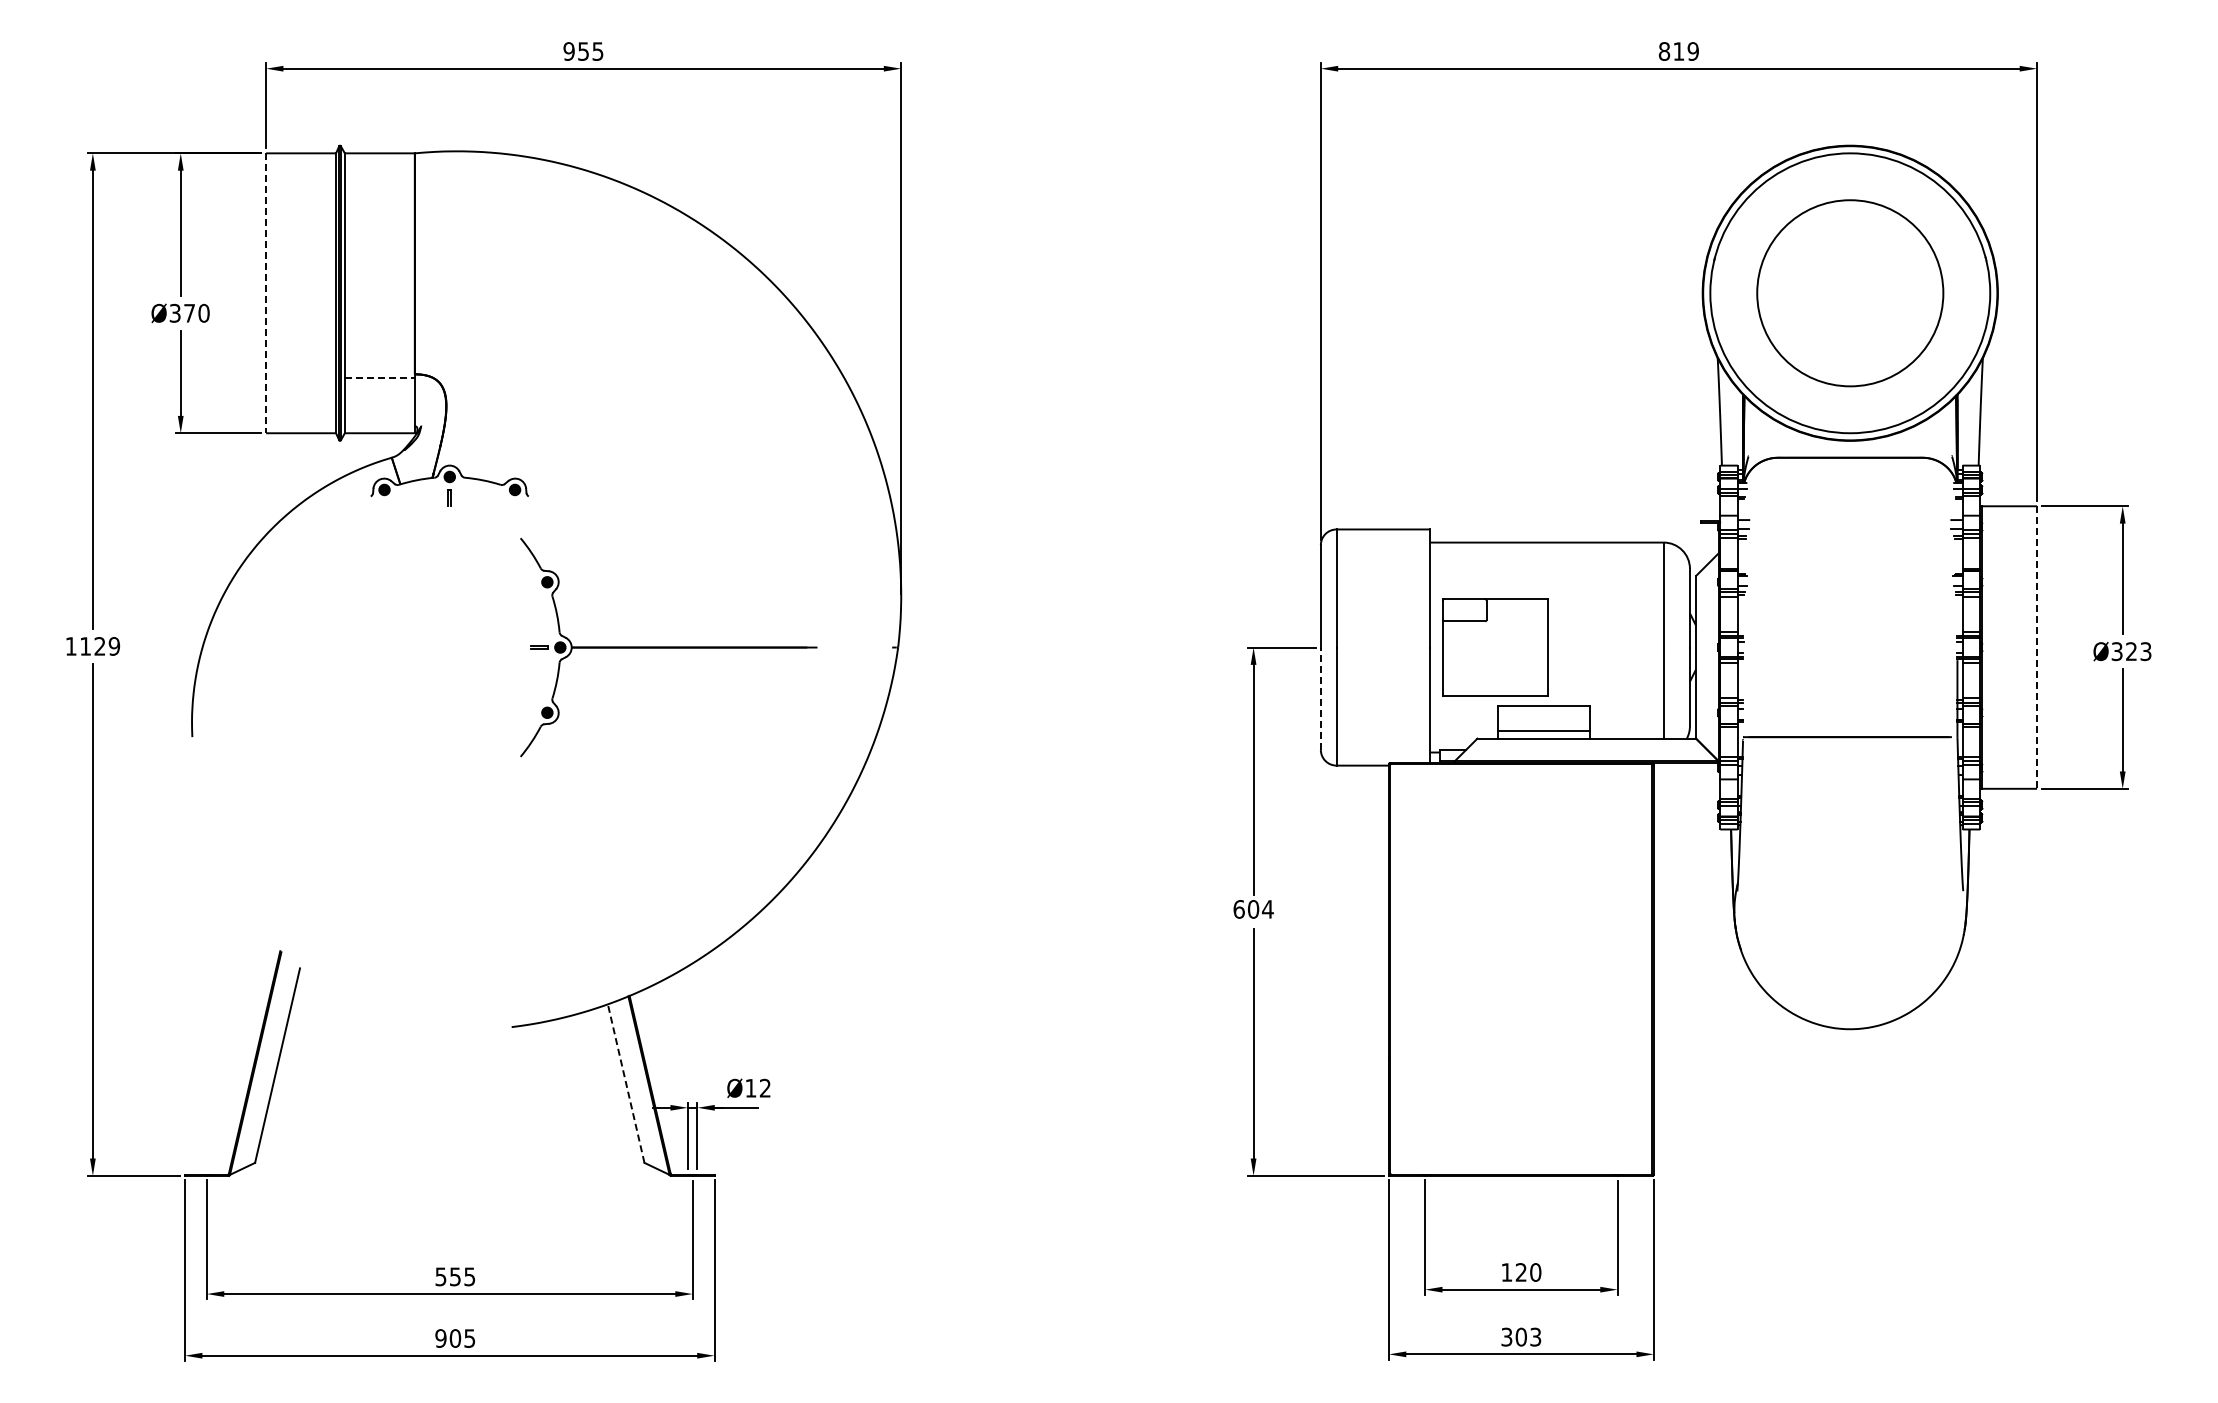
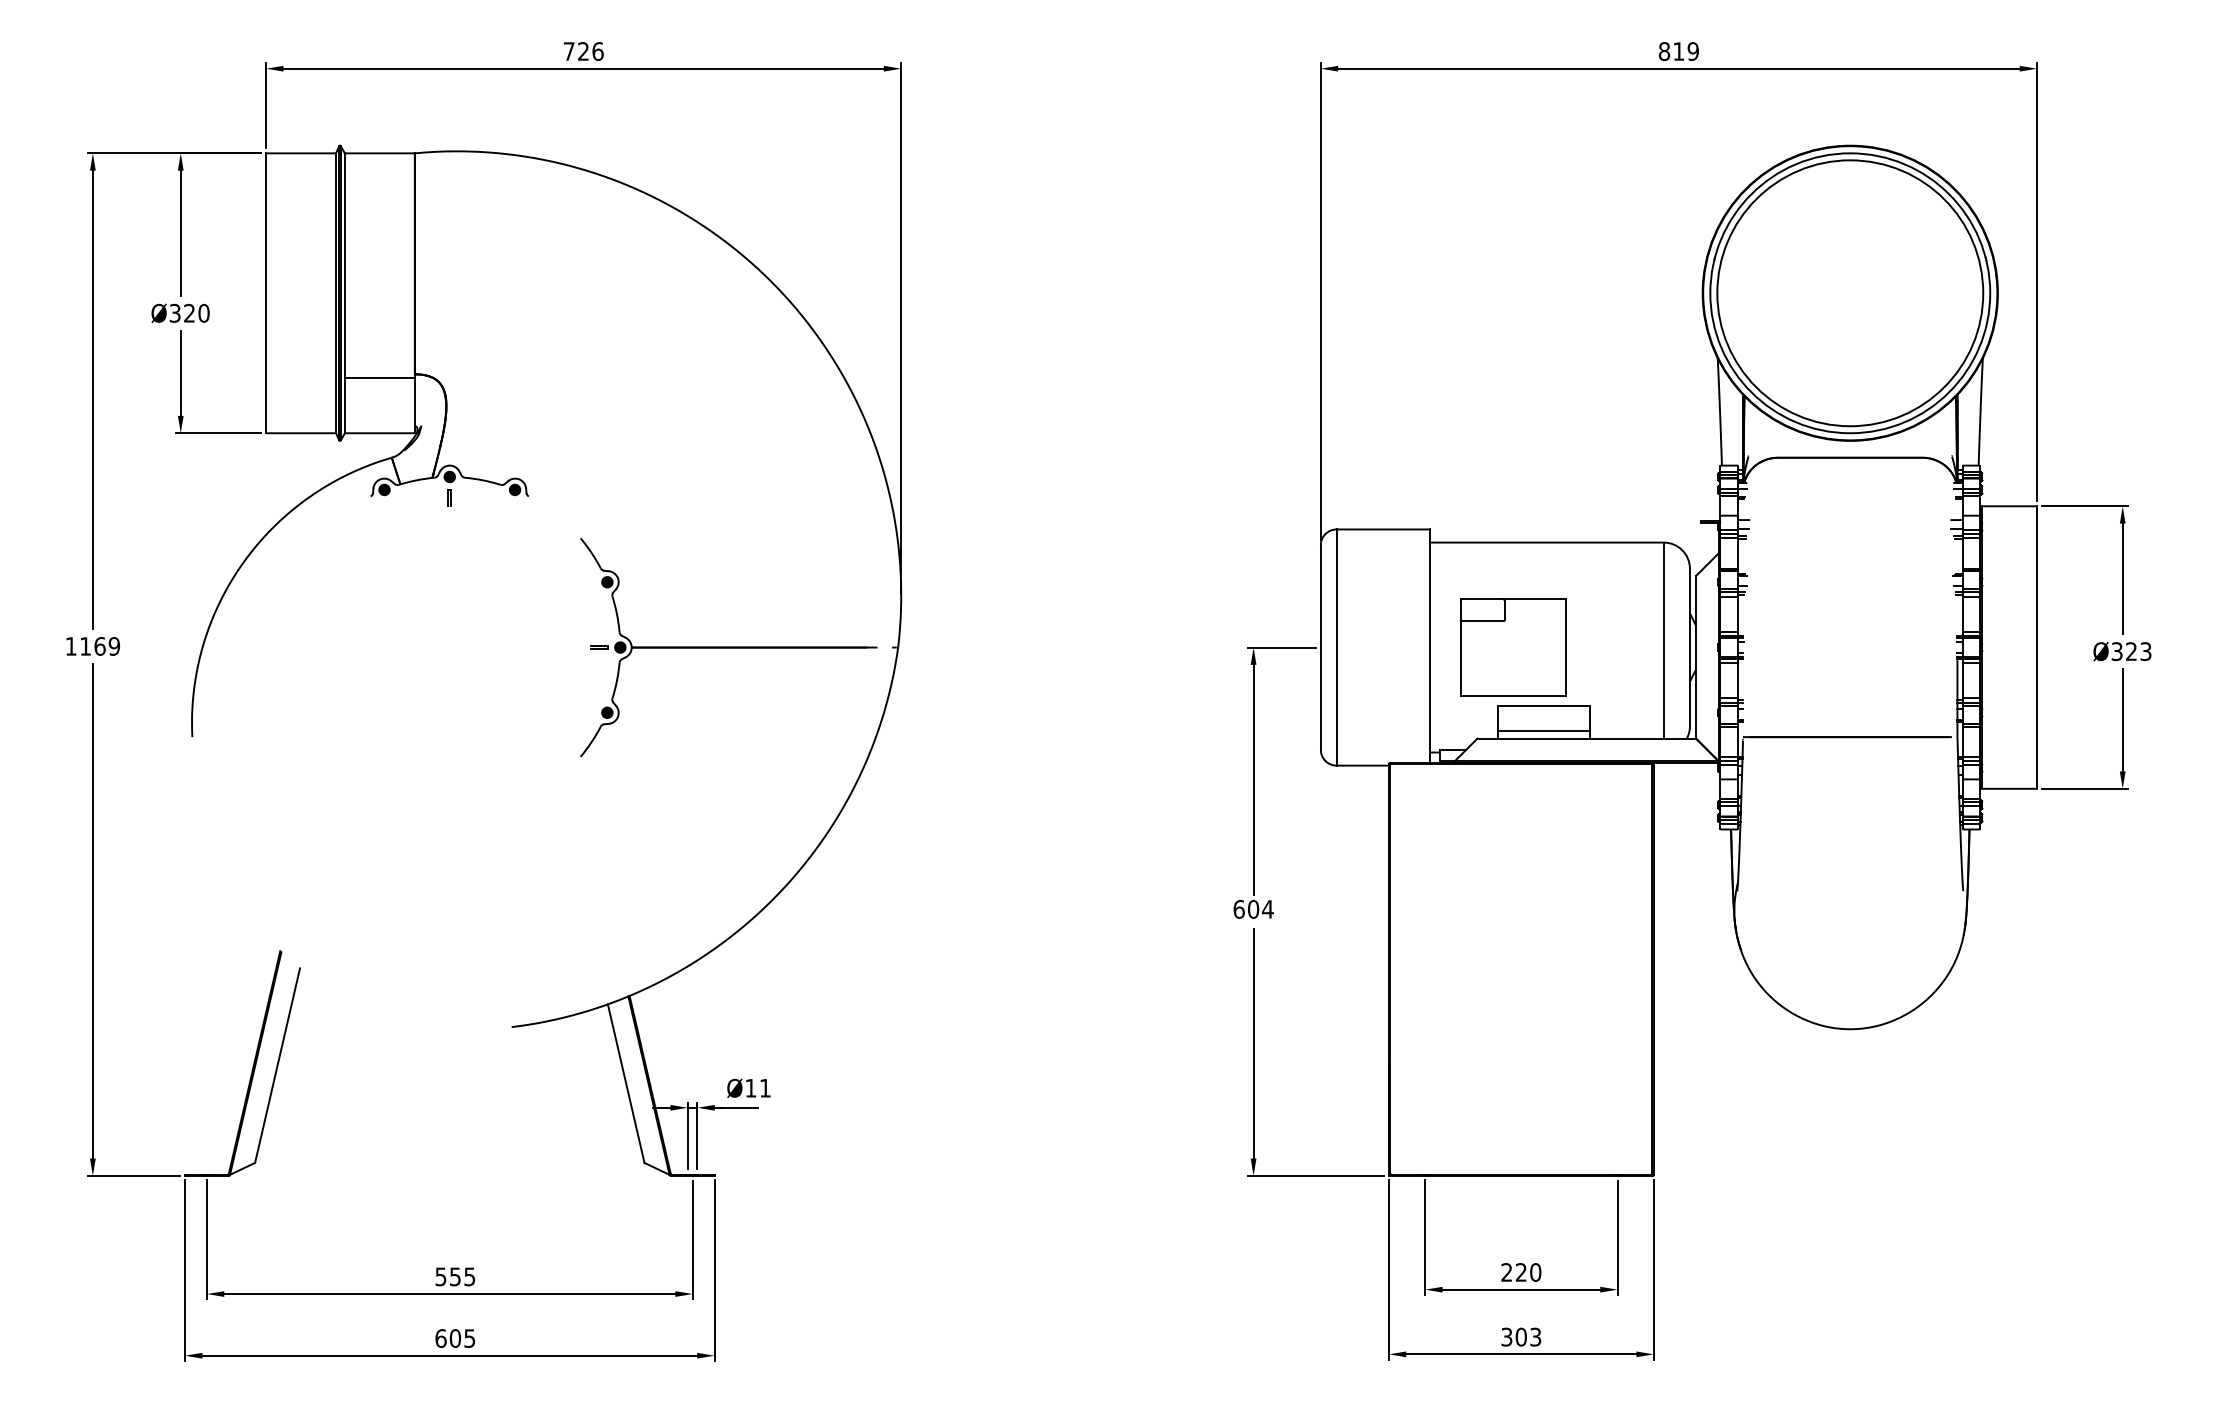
text: 955 -> 726 (583, 51)
line: dashed -> solid (266, 293)
circle diameter: 186 px -> 266 px (1850, 293)
text: Ø370 -> Ø320 (189, 312)
line: dashed -> solid (379, 377)
text: 1129 -> 1169 (99, 646)
part position: (668, 647) -> (728, 647) (728, 647)
part position: (1495, 647) -> (1513, 647) (1513, 647)
line: dashed -> solid (2037, 648)
line: dashed -> solid (1320, 698)
line: dashed -> solid (626, 1083)
text: Ø12 -> Ø11 (764, 1087)
text: 120 -> 220 (1506, 1272)
text: 905 -> 605 (440, 1338)
